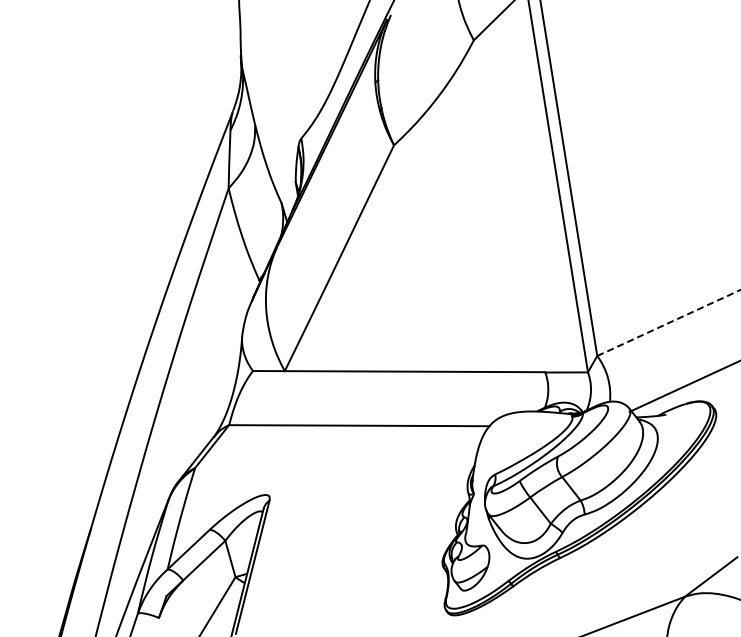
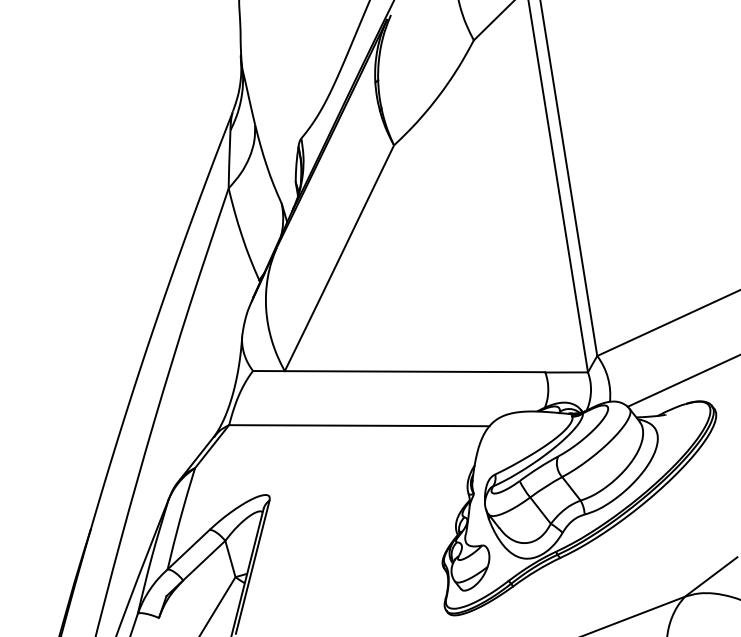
line: dashed -> solid (669, 322)
line position: (683, 386) -> (682, 381) (682, 381)
